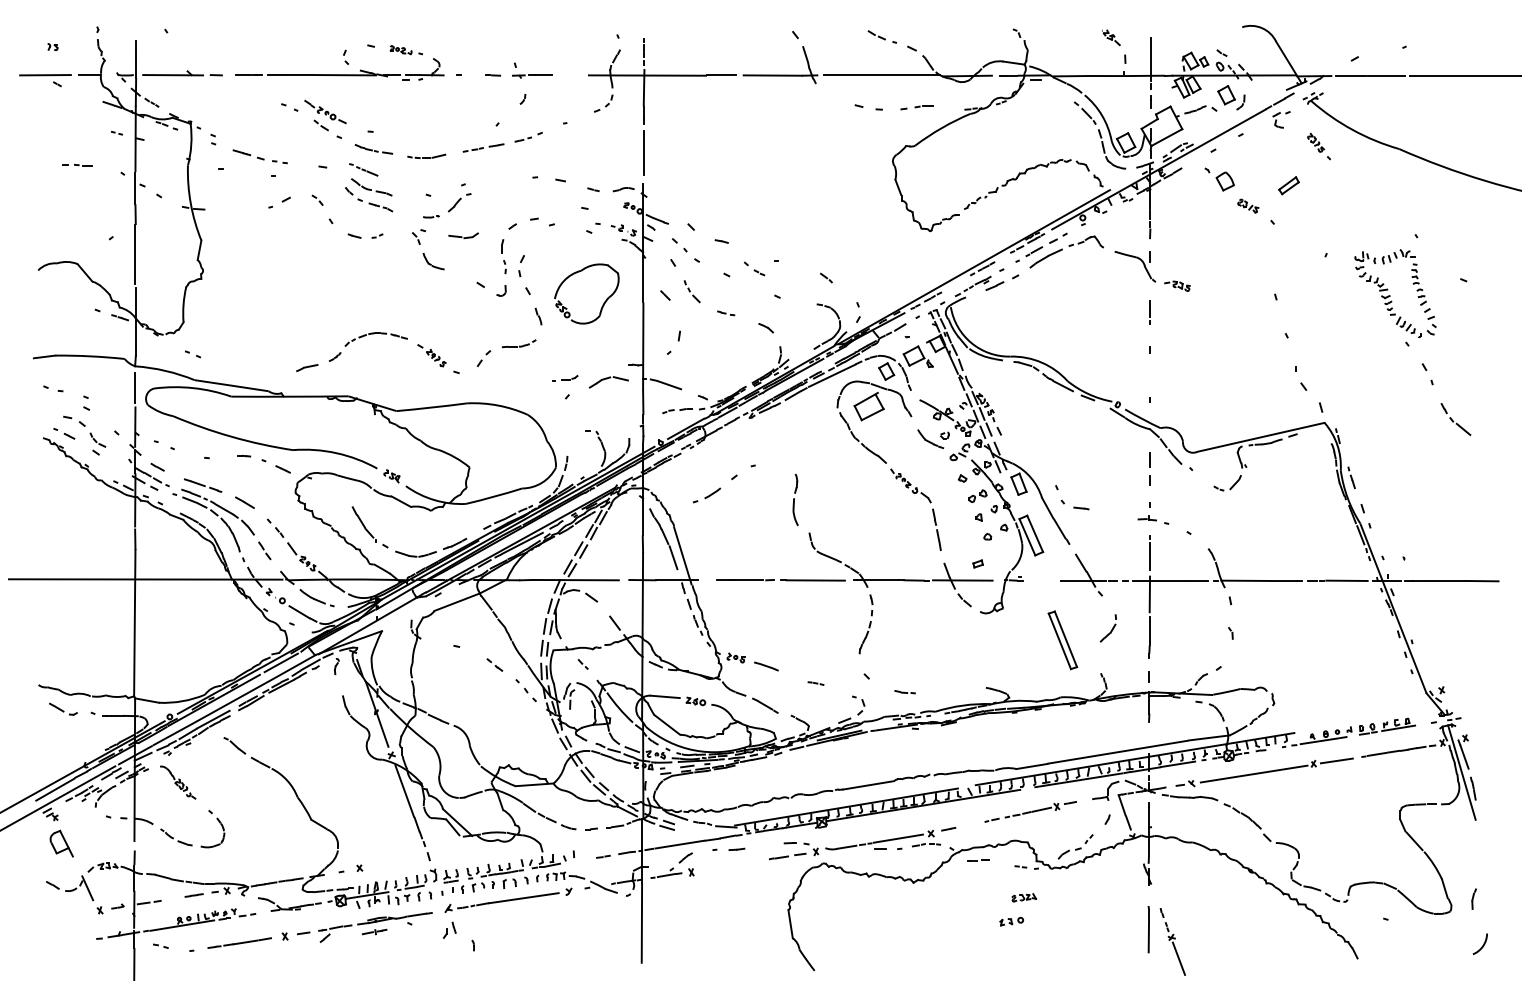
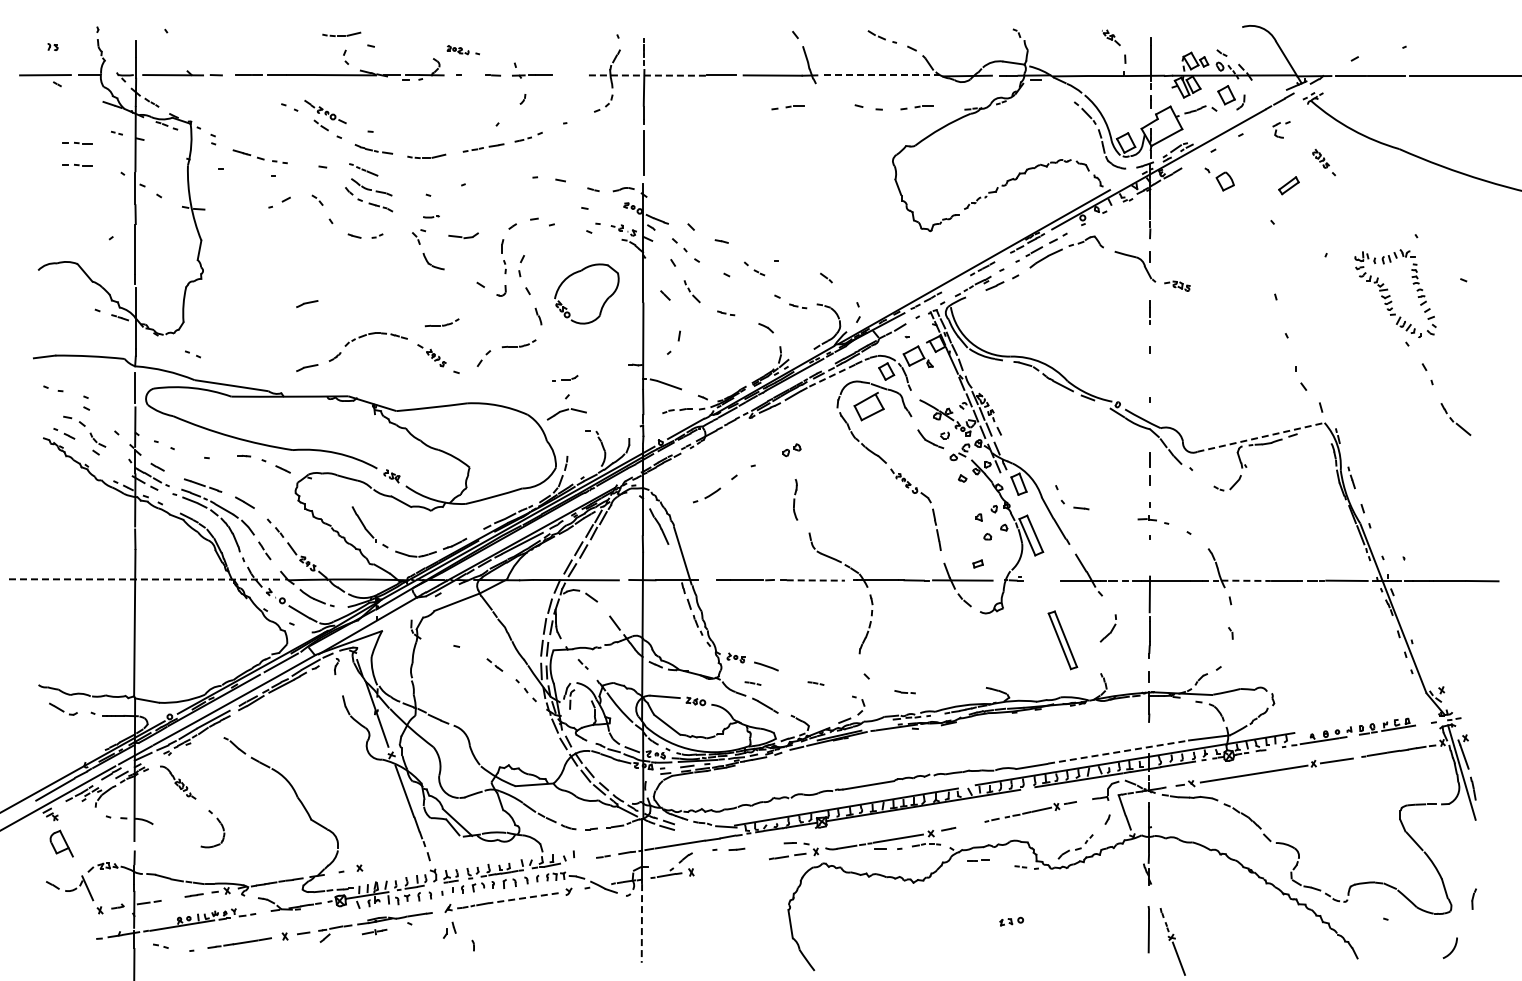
part: none -> present (341, 33)
part position: (405, 50) -> (462, 50) (462, 50)
line: solid -> dashed (647, 75)
line: solid -> dashed (881, 75)
part: none -> present (787, 107)
part position: (1281, 119) -> (1281, 129) (1281, 129)
part: none -> present (77, 142)
part position: (1318, 146) -> (1323, 162) (1323, 162)
part: present -> none (459, 202)
part: present -> none (1248, 205)
part: none -> present (307, 303)
part: none -> present (798, 306)
part: none -> present (441, 322)
line: solid -> dashed (832, 375)
part position: (608, 382) -> (566, 414) (566, 414)
line: solid -> dashed (1261, 437)
part position: (977, 496) -> (791, 450) (791, 450)
part size: 7x53 px -> 6x42 px (795, 499)
line: present -> none (1149, 555)
line: present -> none (673, 557)
line: solid -> dashed (145, 579)
line: solid -> dashed (816, 580)
line: solid -> dashed (1246, 580)
line: none -> present (752, 683)
line: solid -> dashed (1117, 752)
part: present -> none (176, 837)
part: present -> none (1023, 897)
line: solid -> dashed (523, 898)
line: solid -> dashed (641, 923)
arc position: (1482, 945) -> (1452, 949) (1452, 949)
